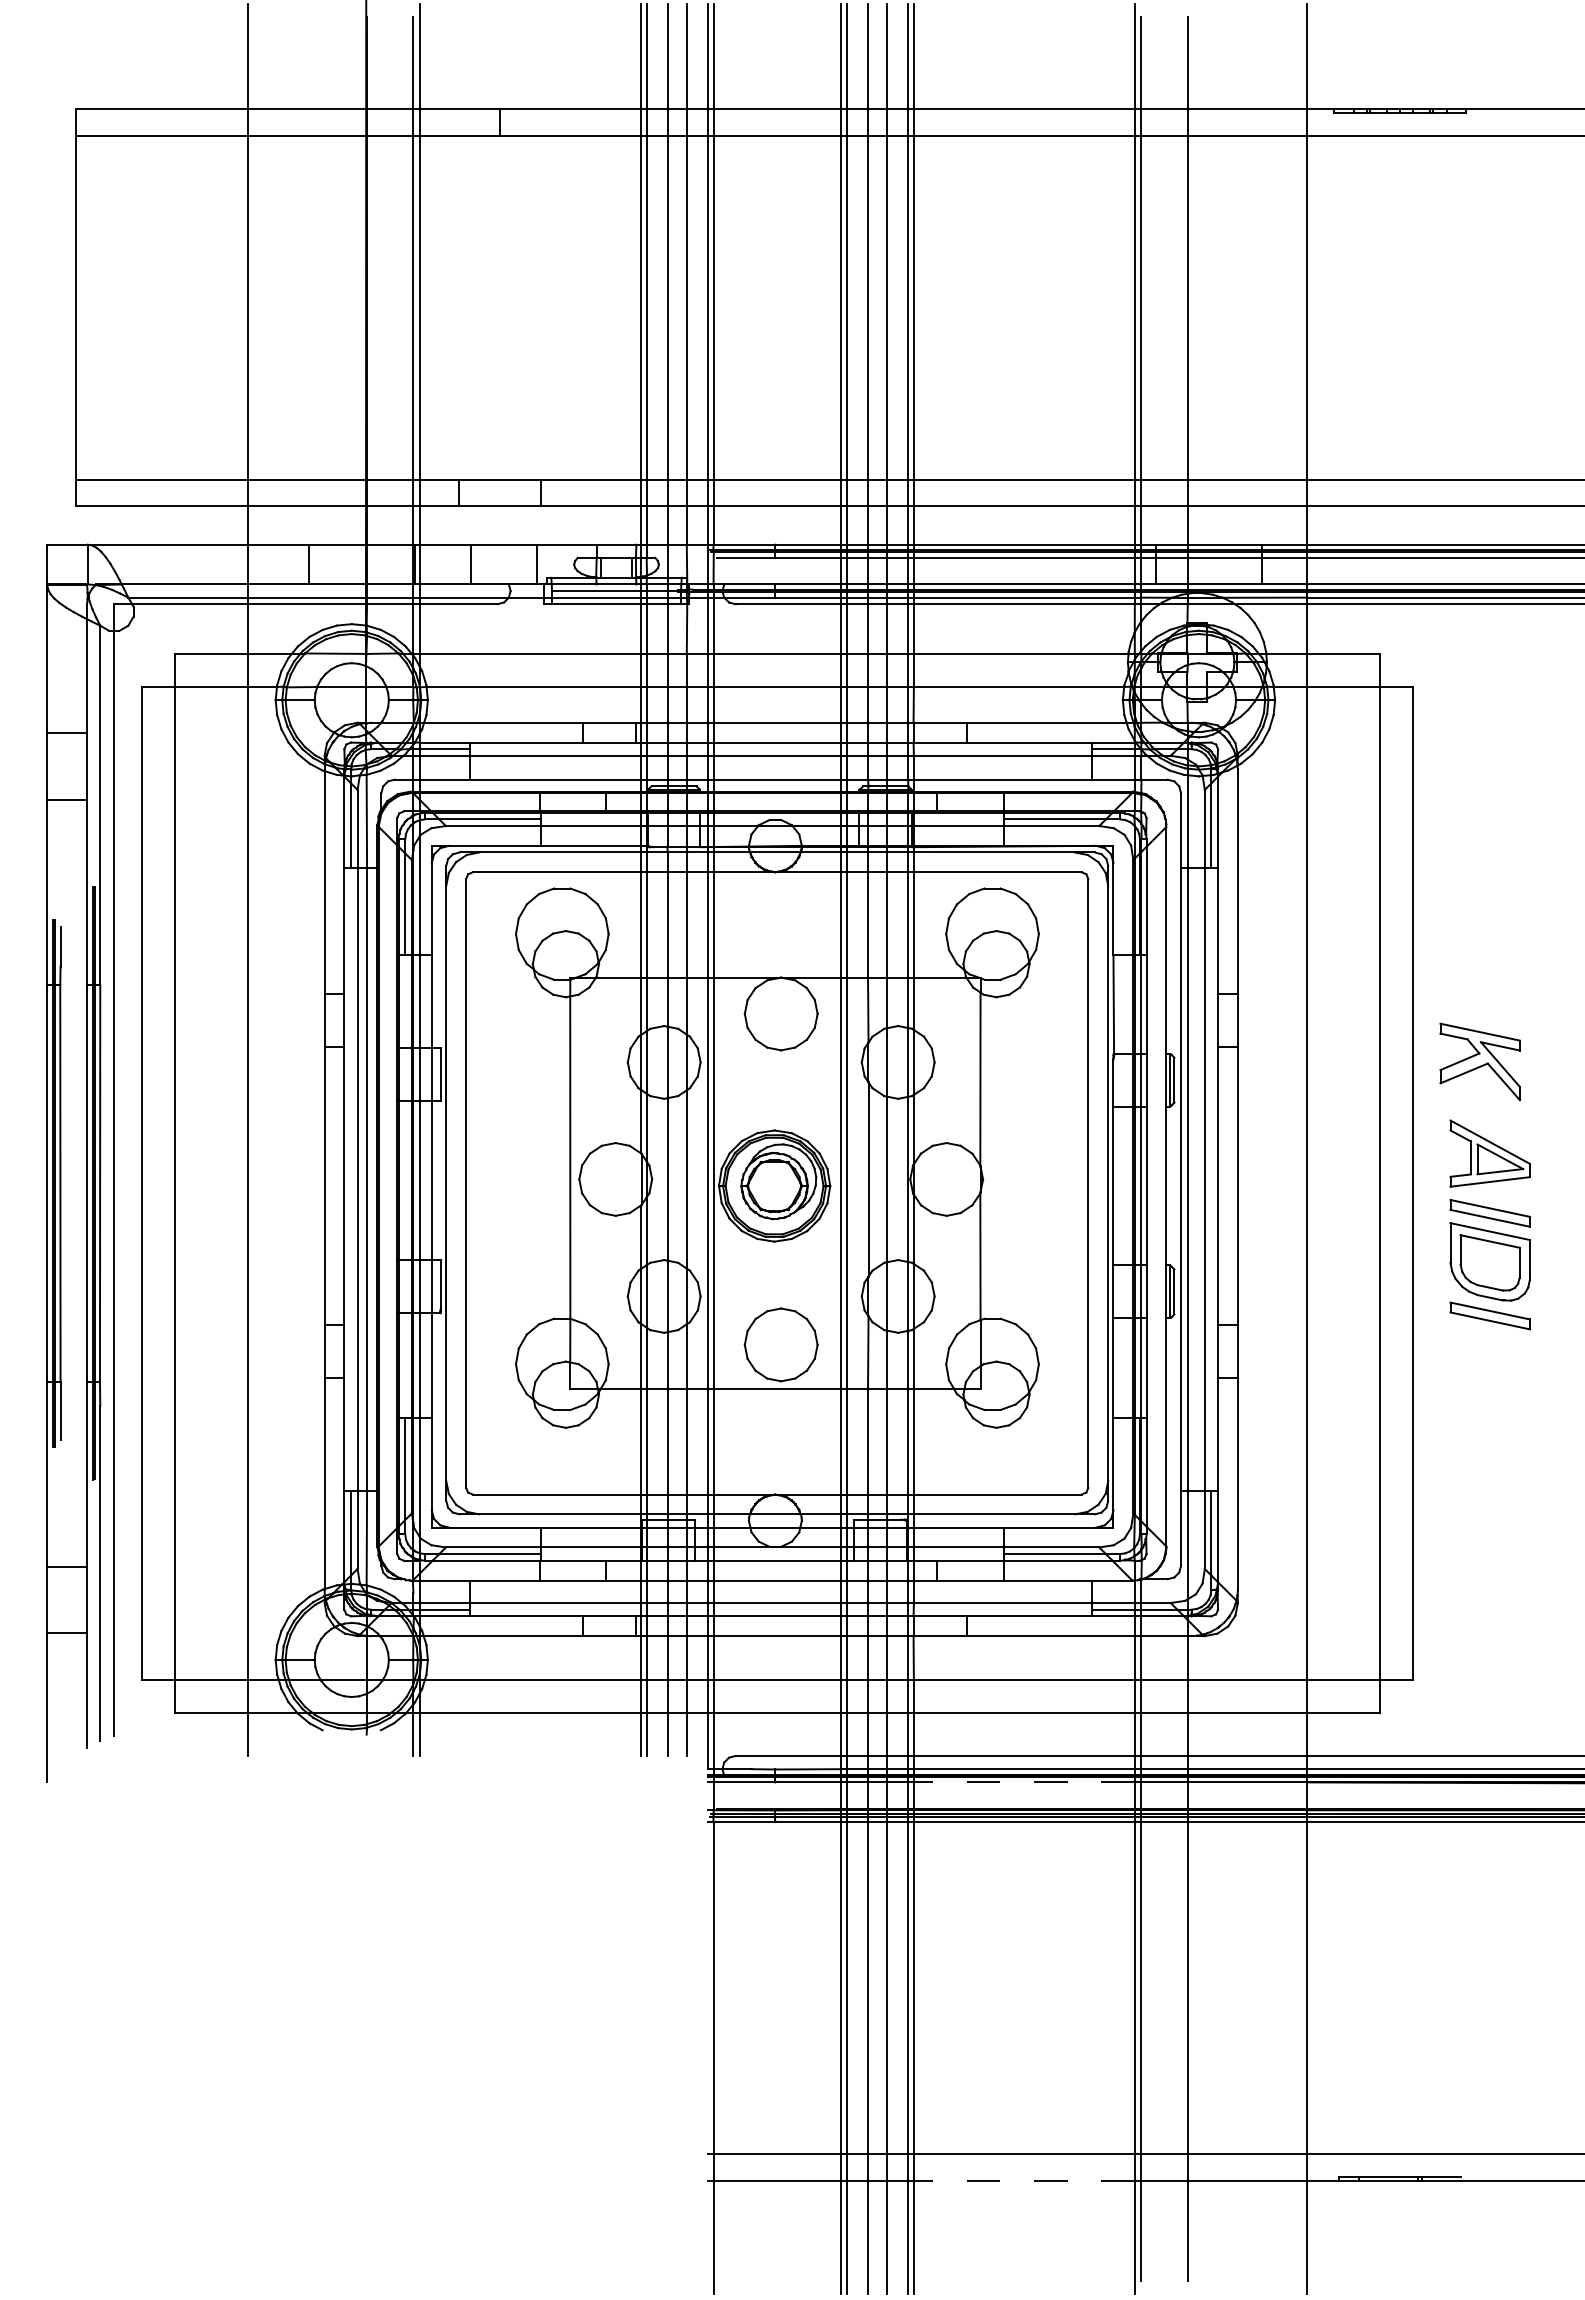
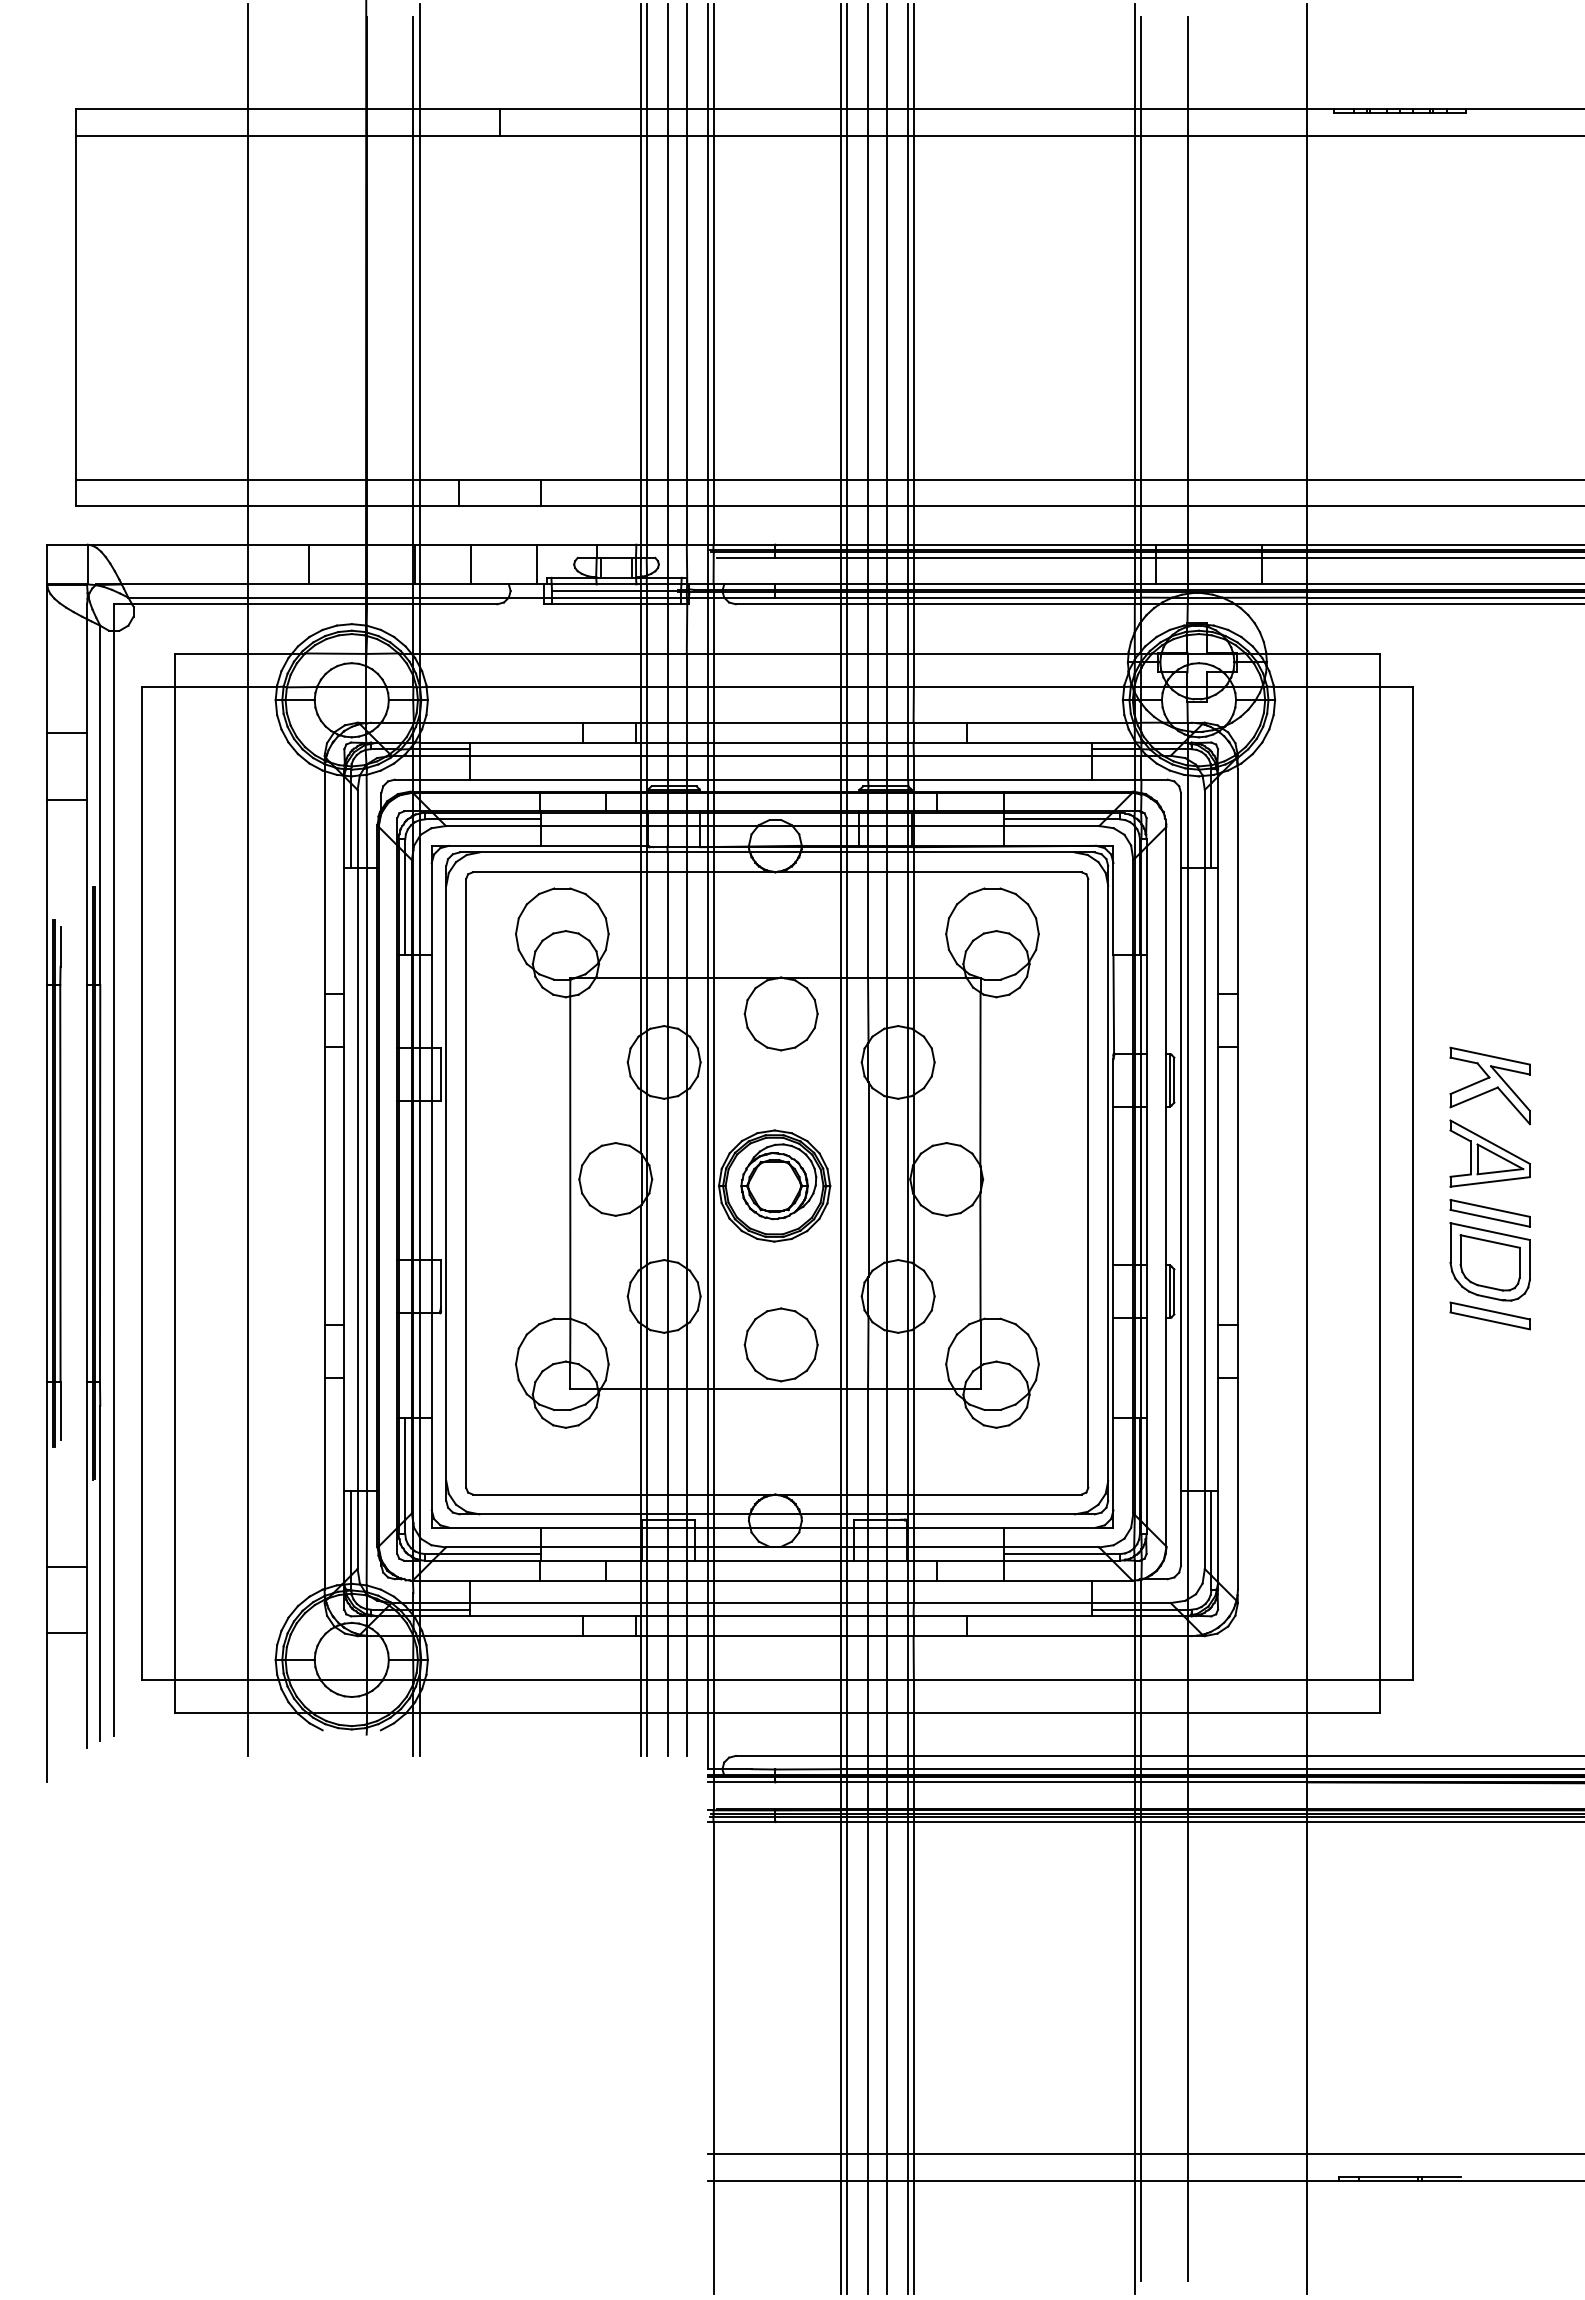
part position: (1479, 1061) -> (1489, 1085) (1489, 1085)
line: dashed -> solid (1023, 1782)
line: dashed -> solid (1023, 2180)
